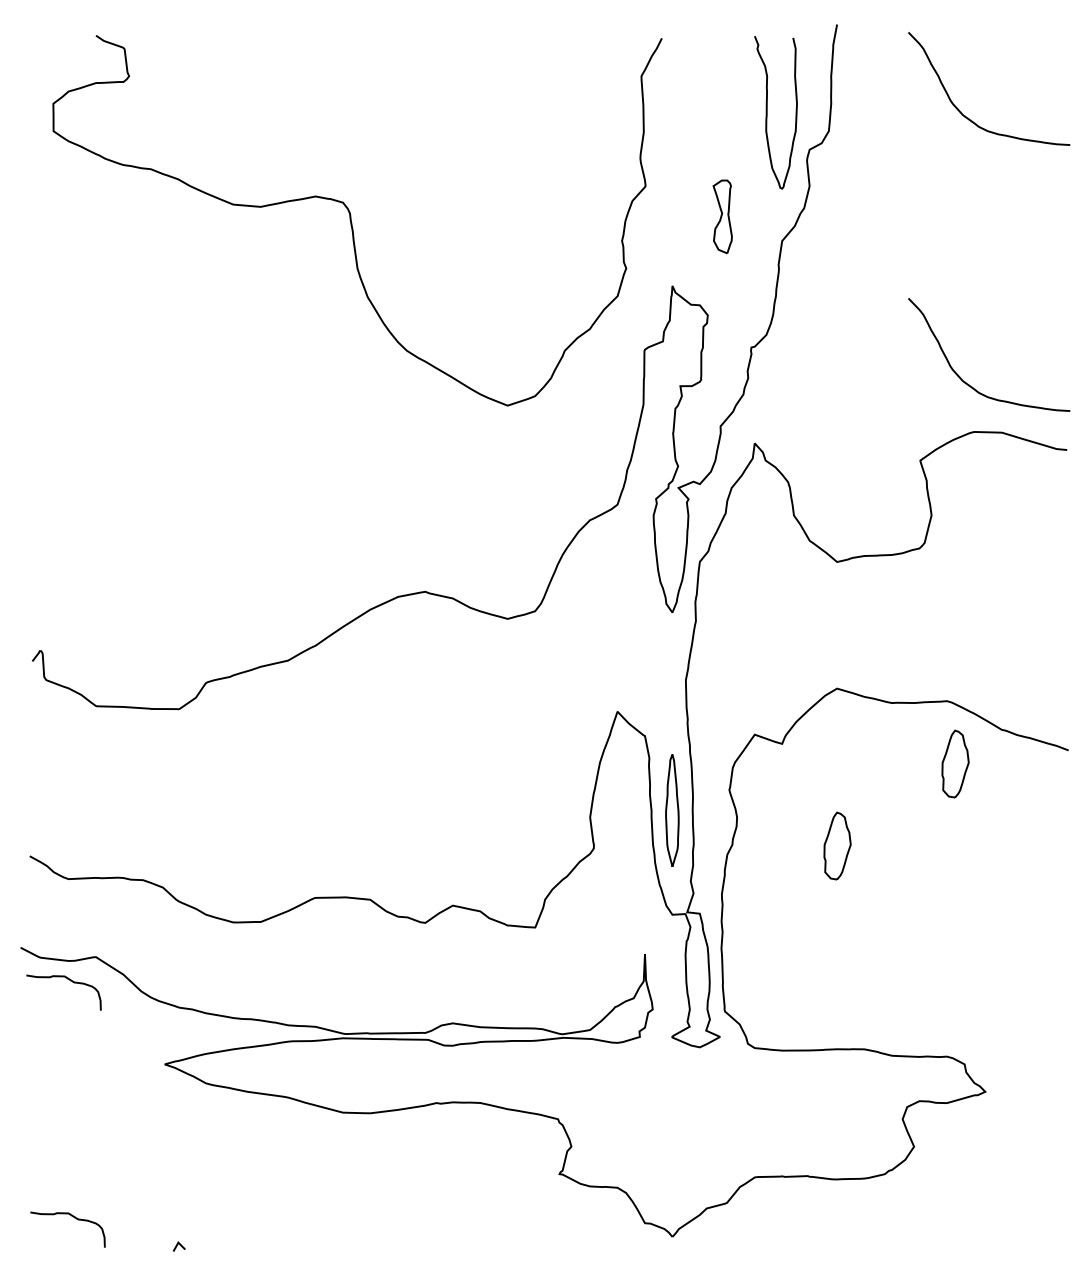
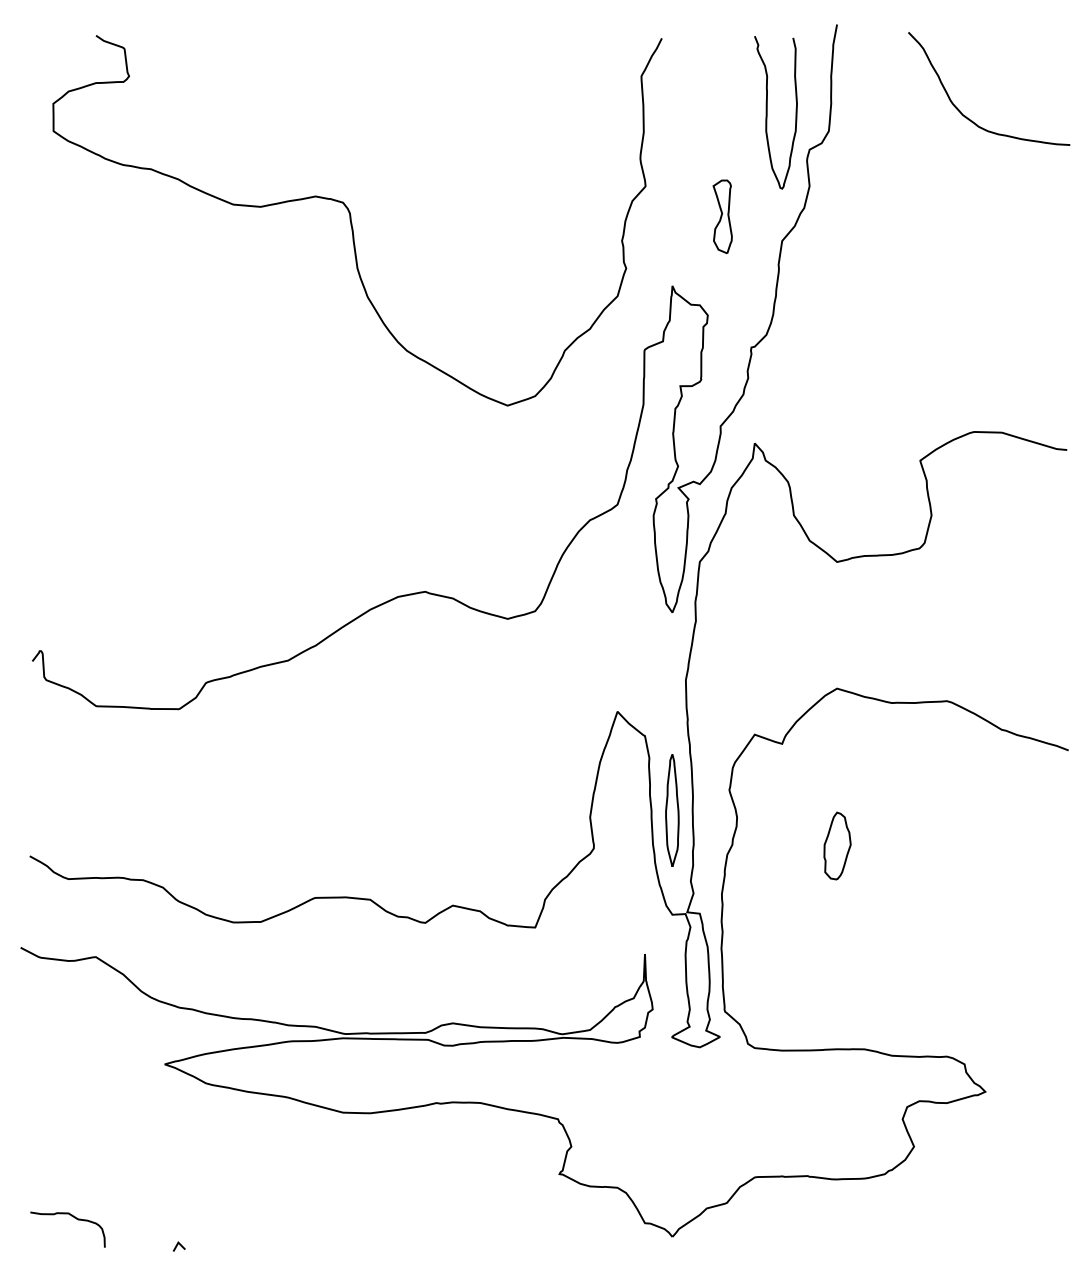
curve: present -> none (968, 383)
part: present -> none (955, 763)
curve: present -> none (70, 981)
